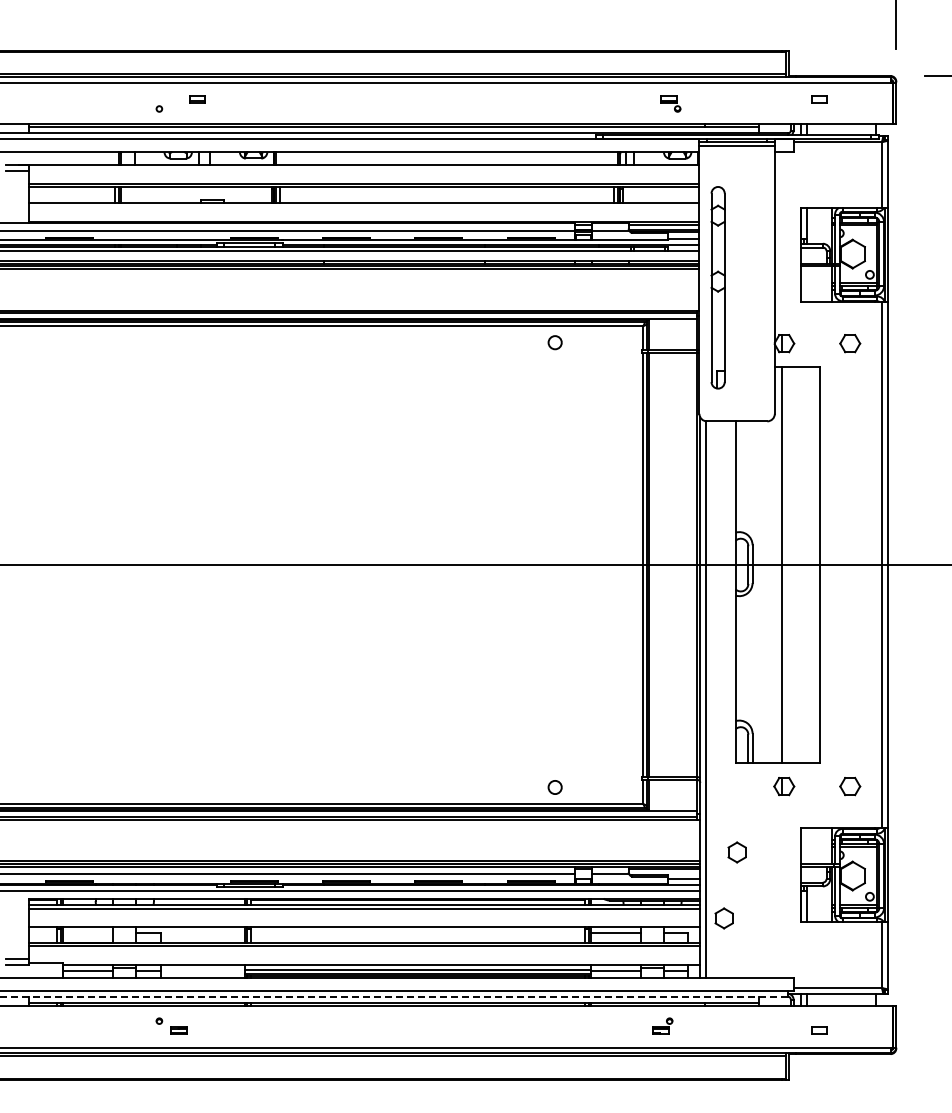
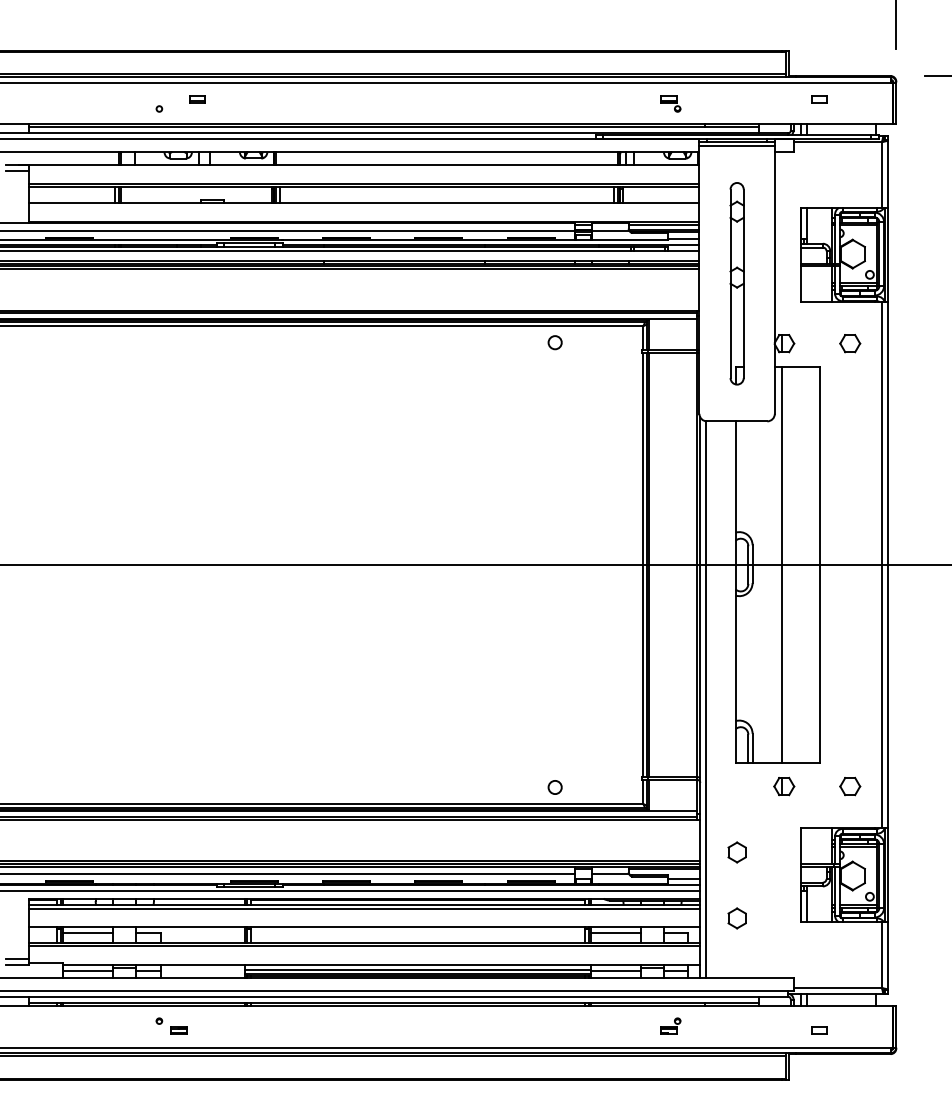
part position: (717, 287) -> (736, 283) (736, 283)
part position: (723, 918) -> (736, 918) (736, 918)
line: none -> present (88, 933)
line: dashed -> solid (394, 996)
part position: (662, 1025) -> (670, 1025) (670, 1025)
